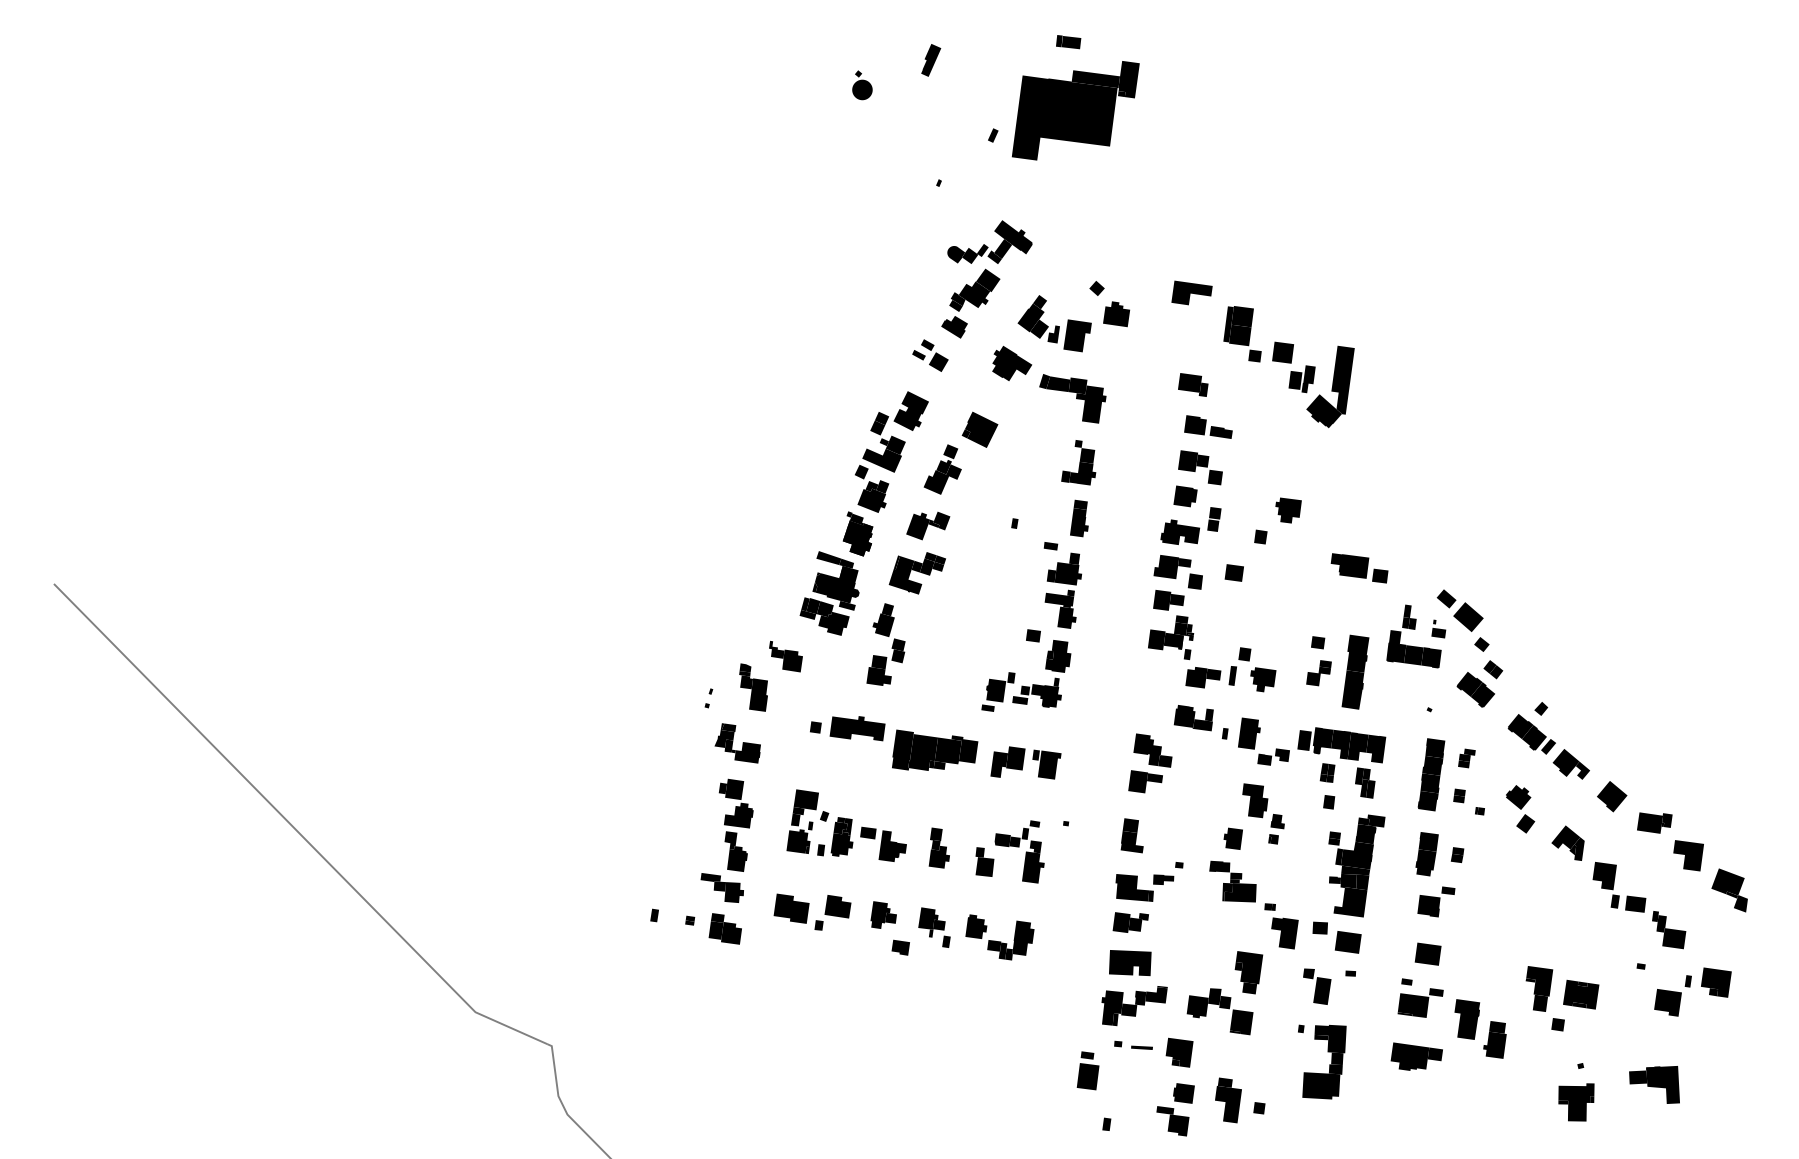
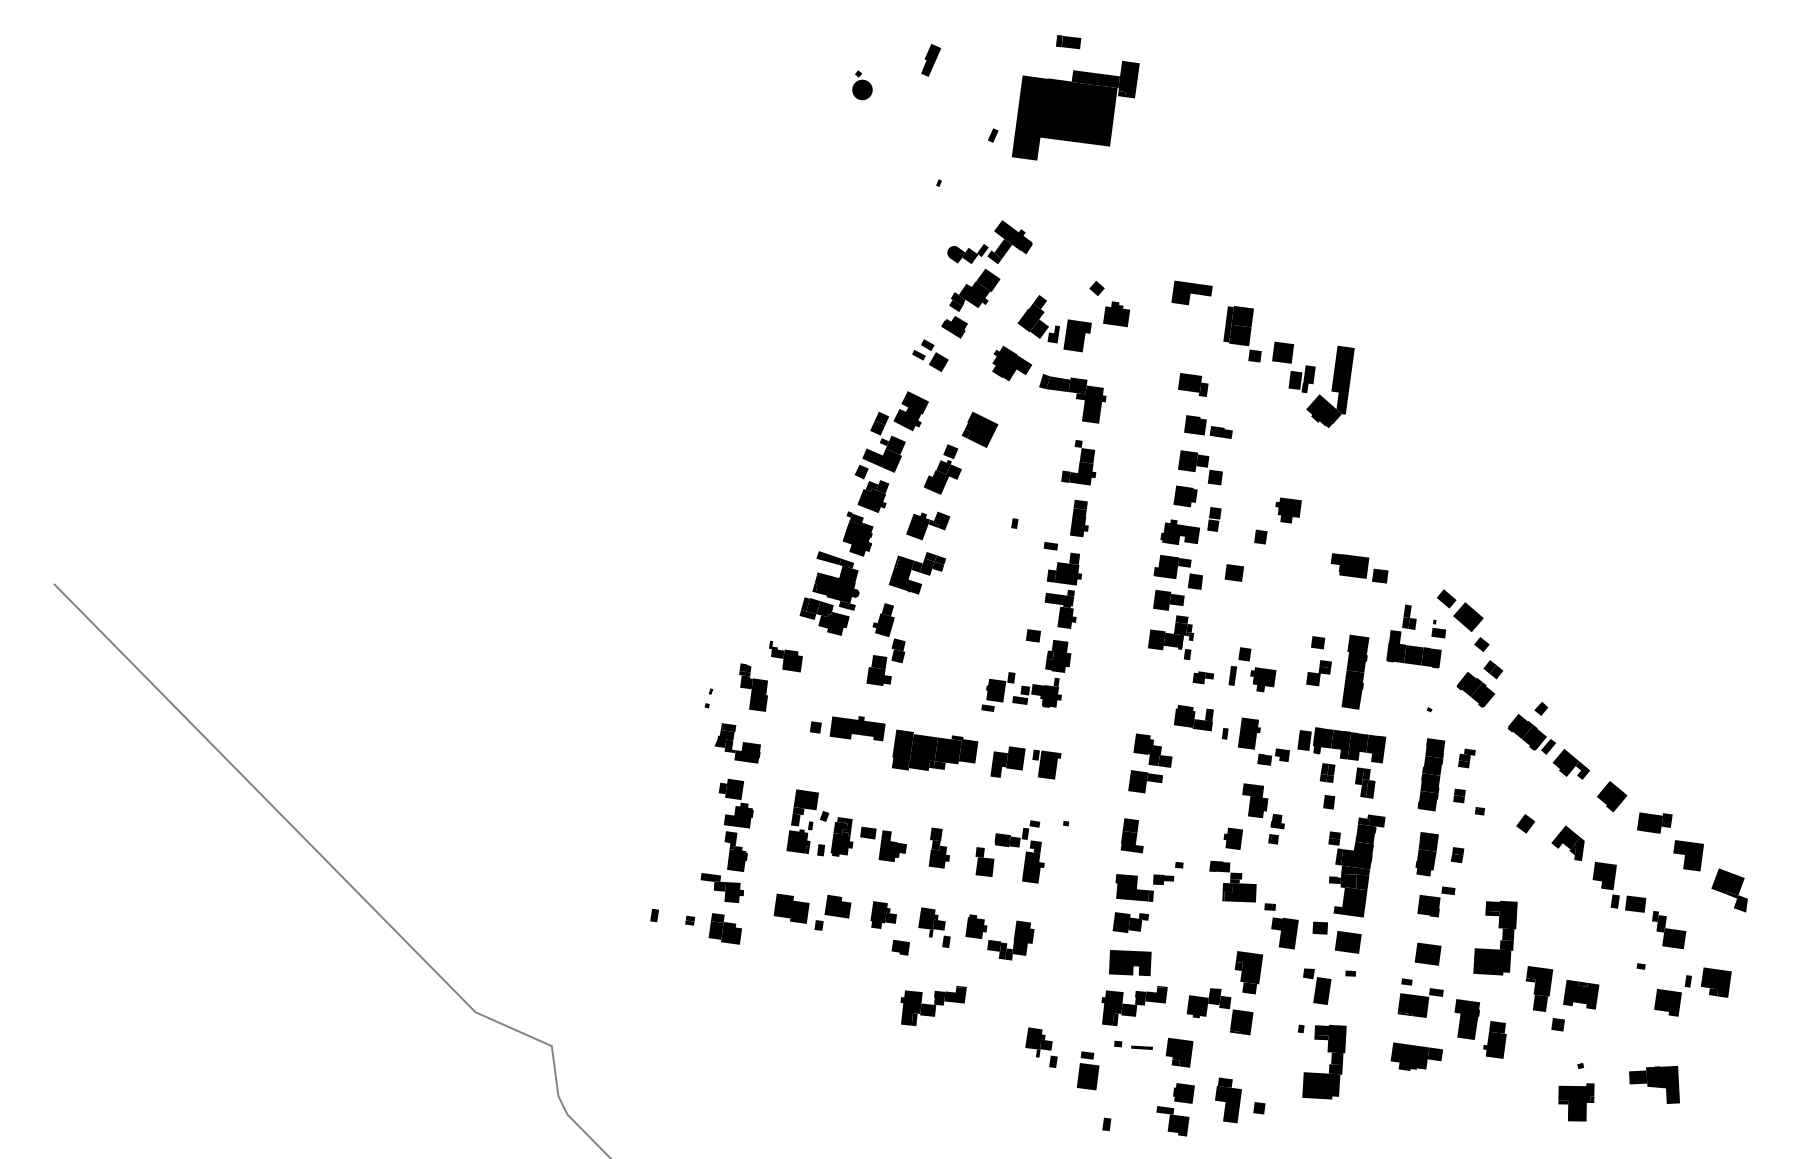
part size: 37x22 px -> 23x14 px (1203, 677)
fill: present -> none (1518, 797)
part: none -> present (1495, 937)
fill: present -> none (1579, 1005)
part: none -> present (933, 1006)
part: none -> present (1041, 1047)
